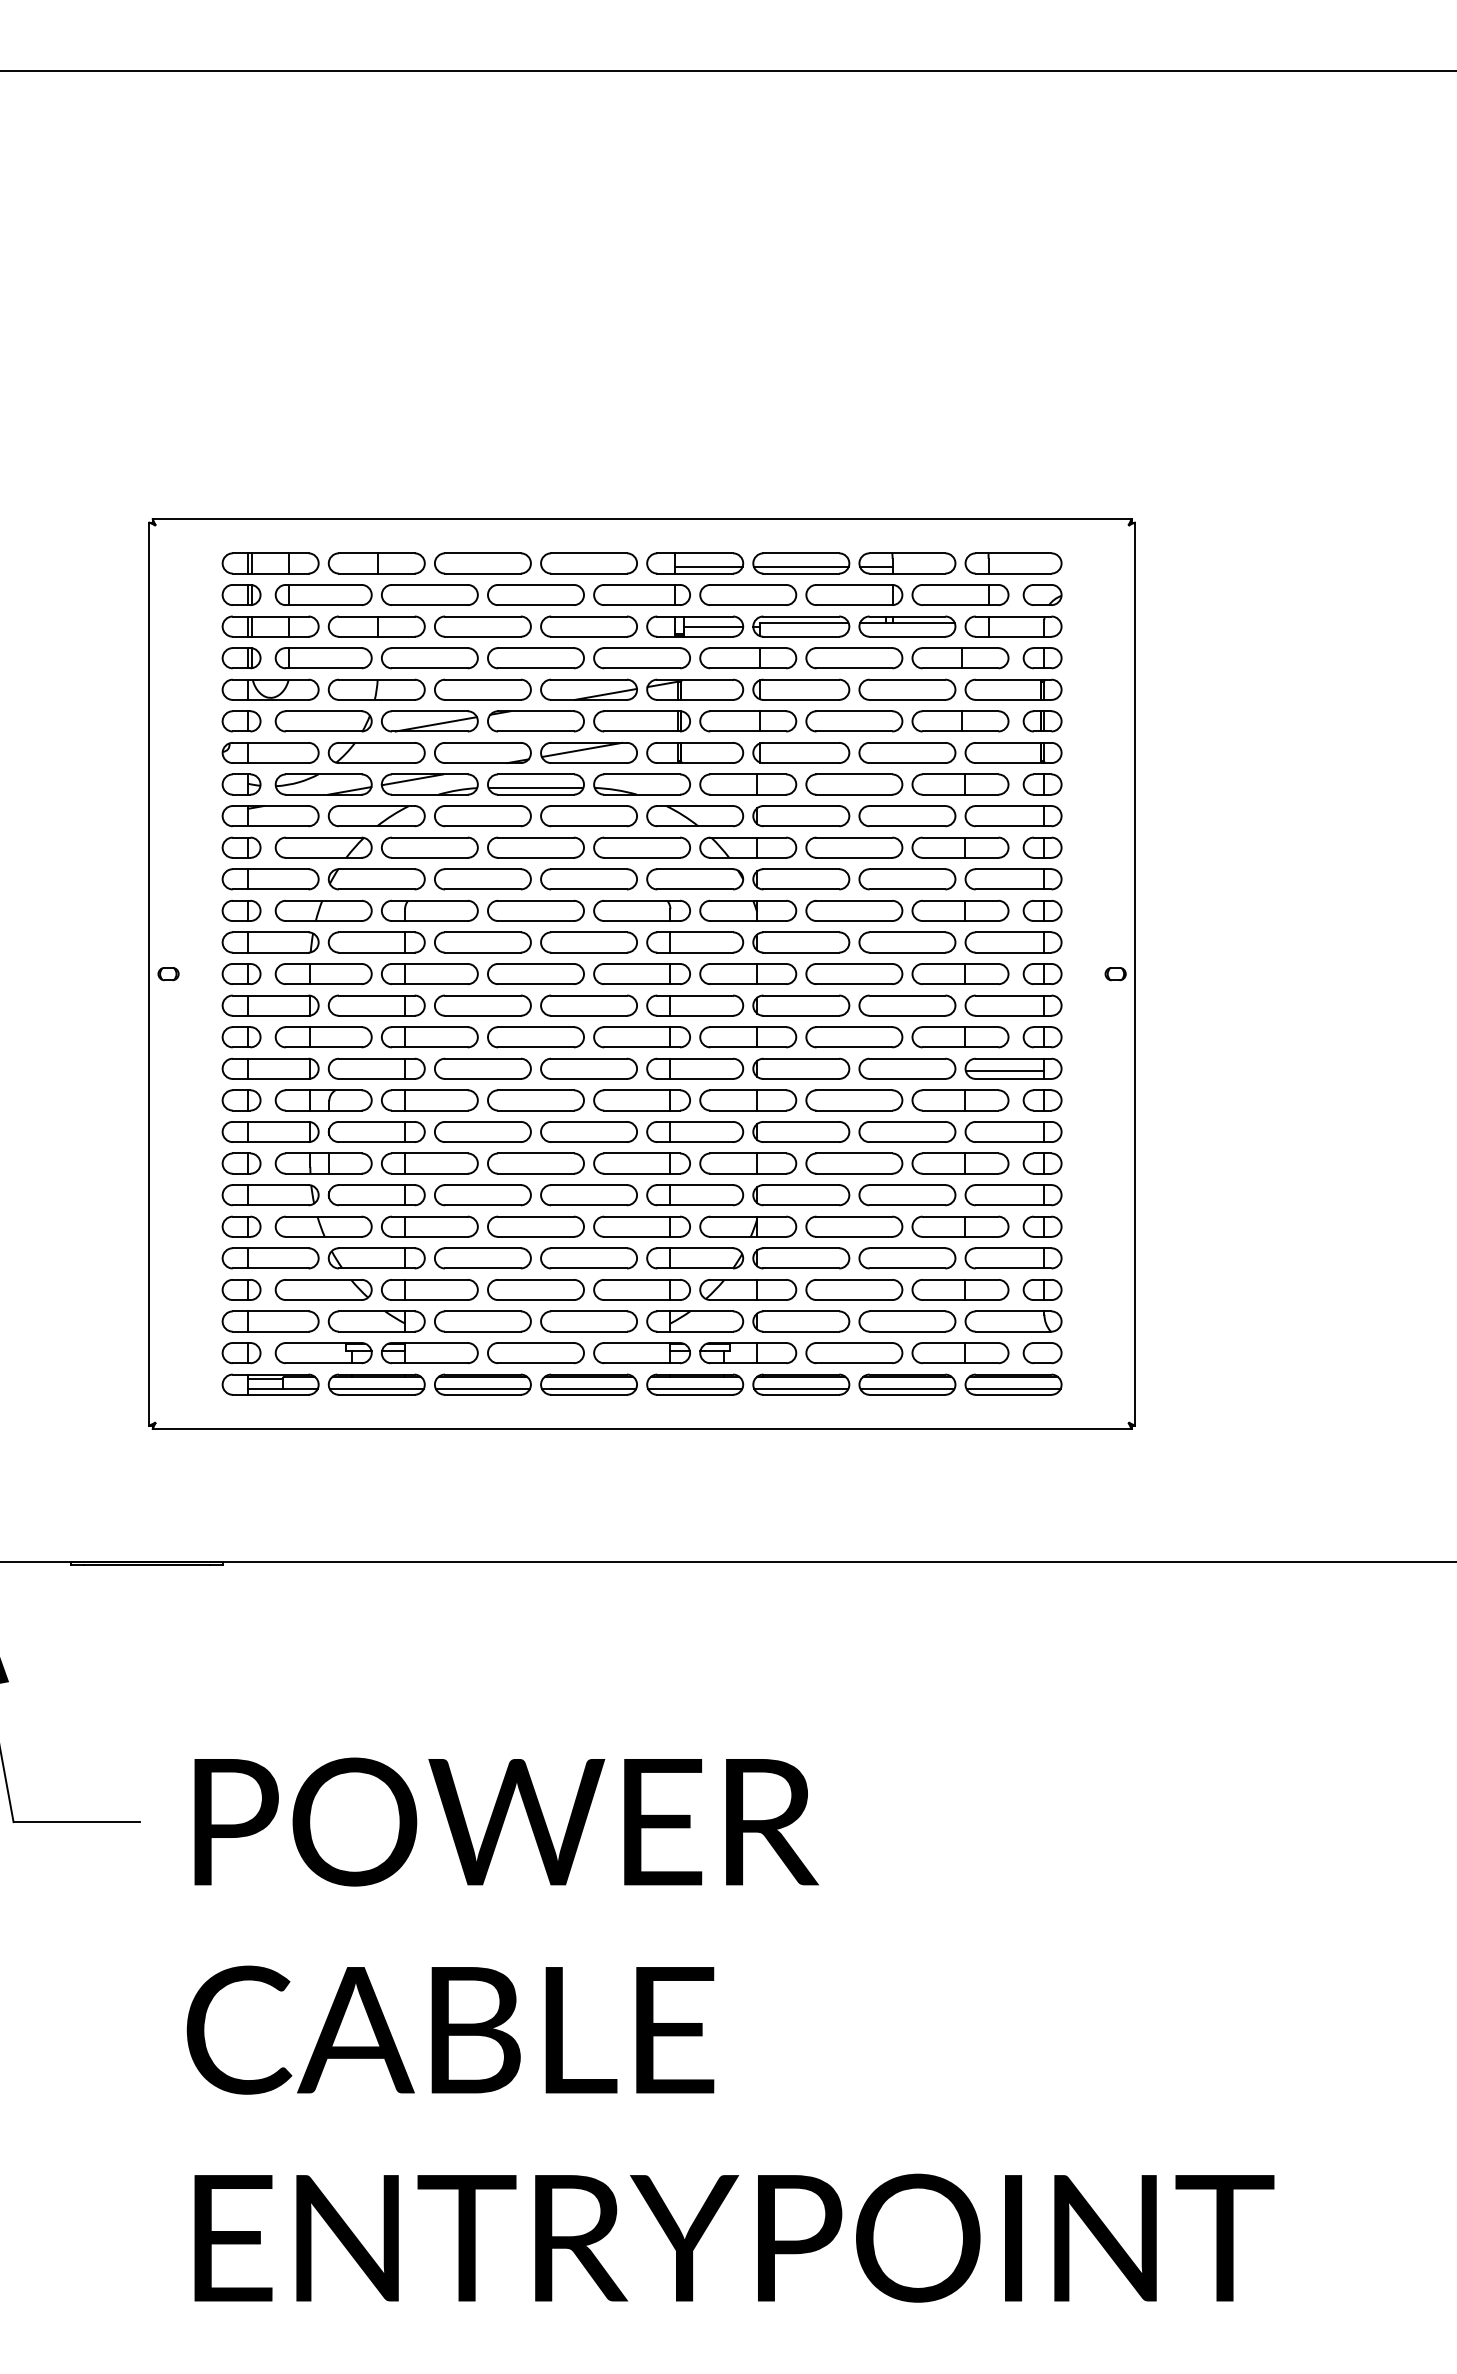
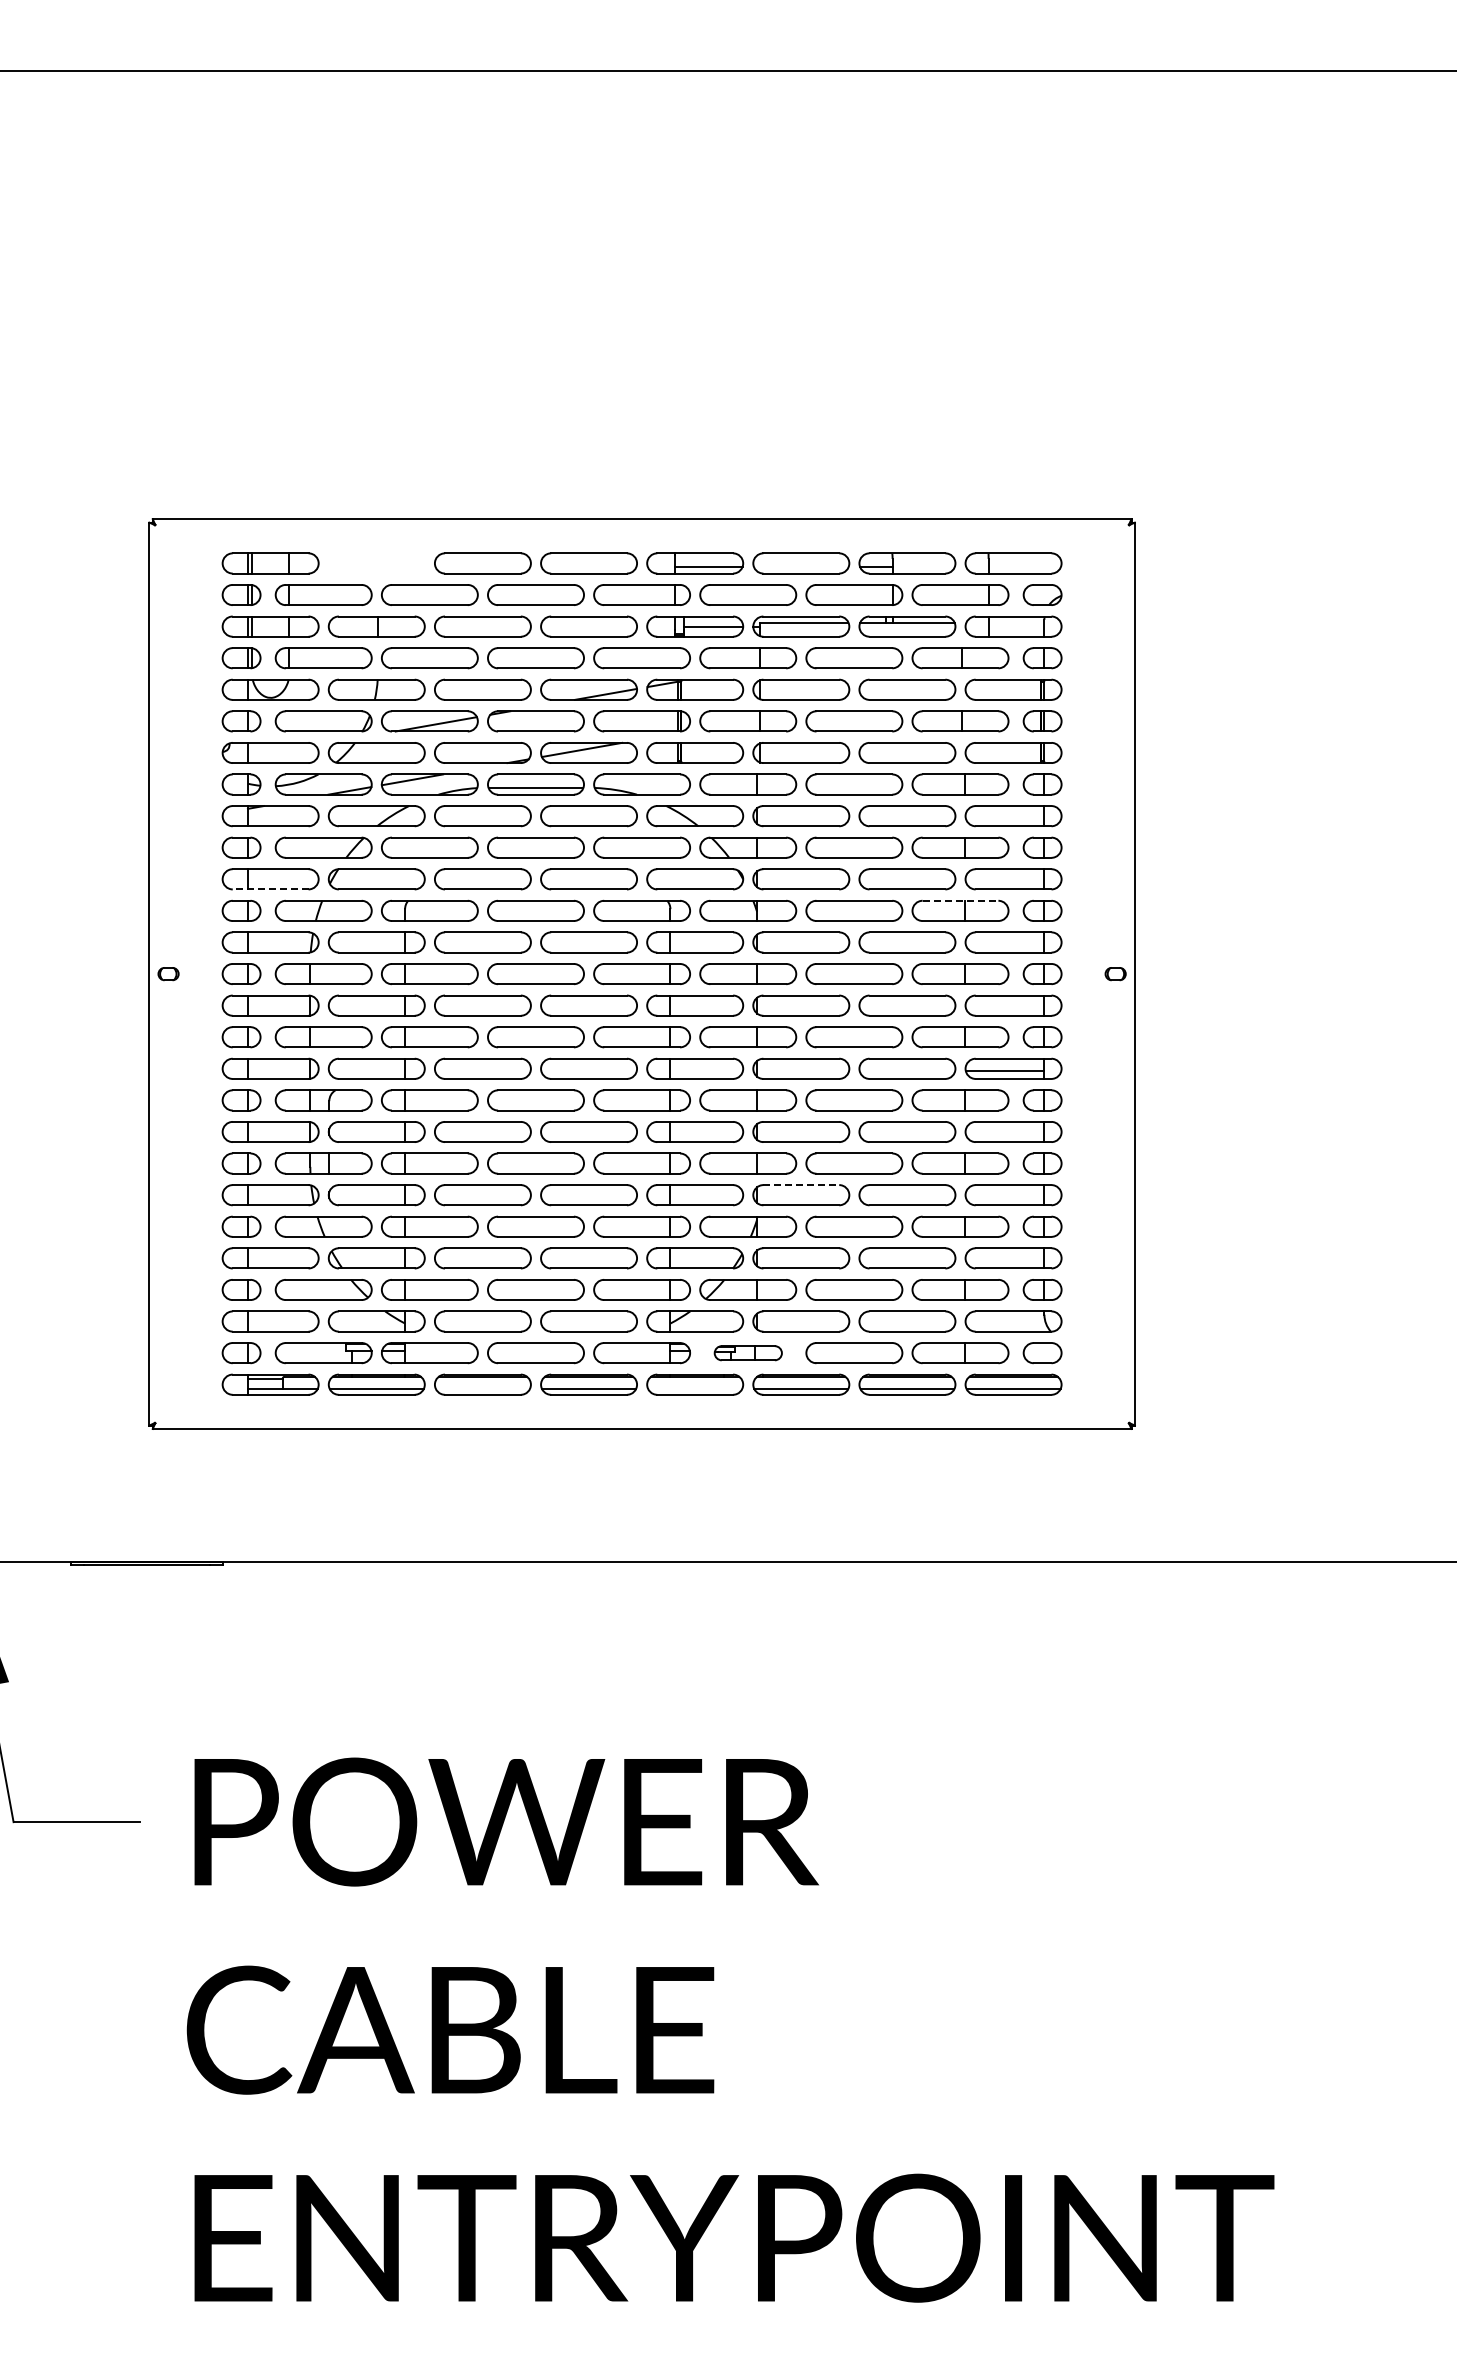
part: present -> none (376, 563)
line: present -> none (800, 566)
line: solid -> dashed (270, 889)
line: solid -> dashed (960, 900)
line: solid -> dashed (801, 1185)
part size: 99x23 px -> 70x17 px (747, 1353)
line: present -> none (482, 1389)
line: present -> none (695, 1389)
